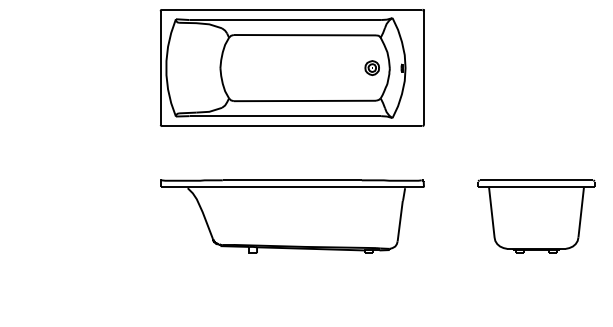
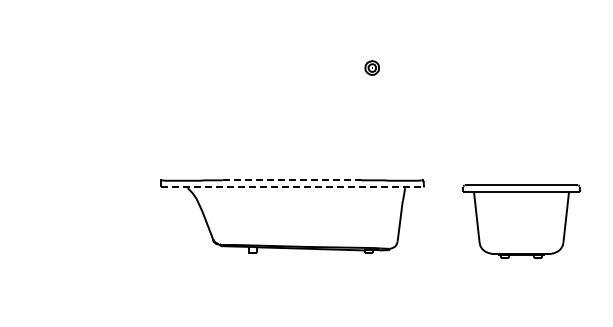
part: present -> none (291, 67)
line: solid -> dashed (292, 180)
line: solid -> dashed (292, 187)
part position: (536, 216) -> (521, 221) (521, 221)
